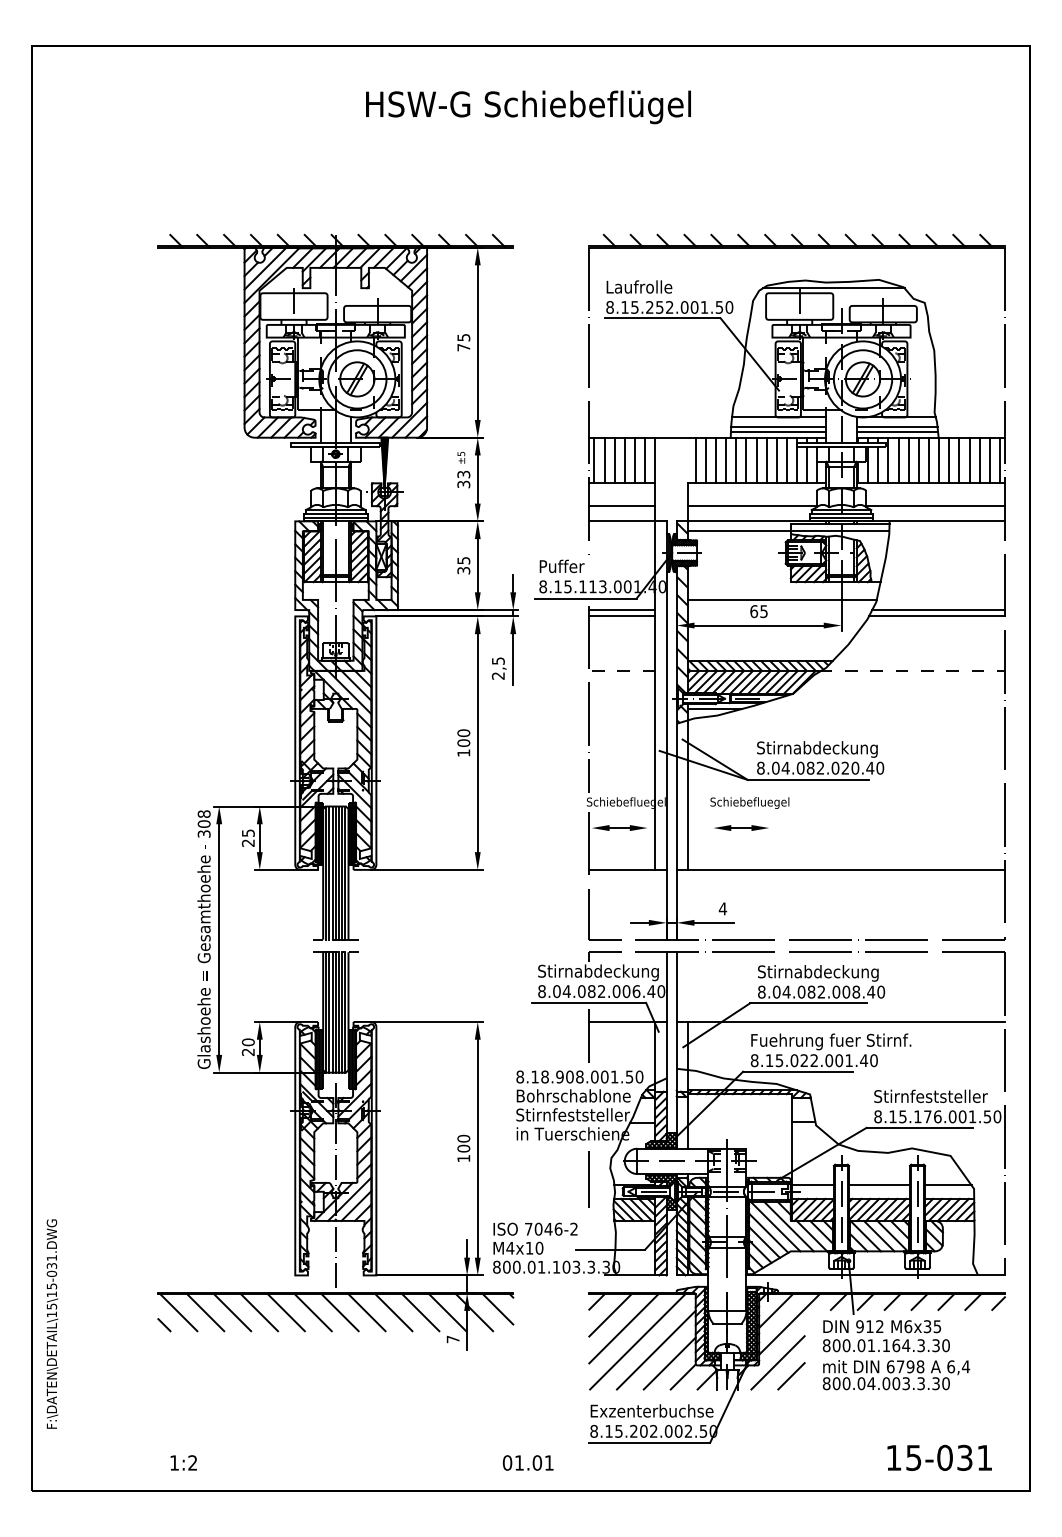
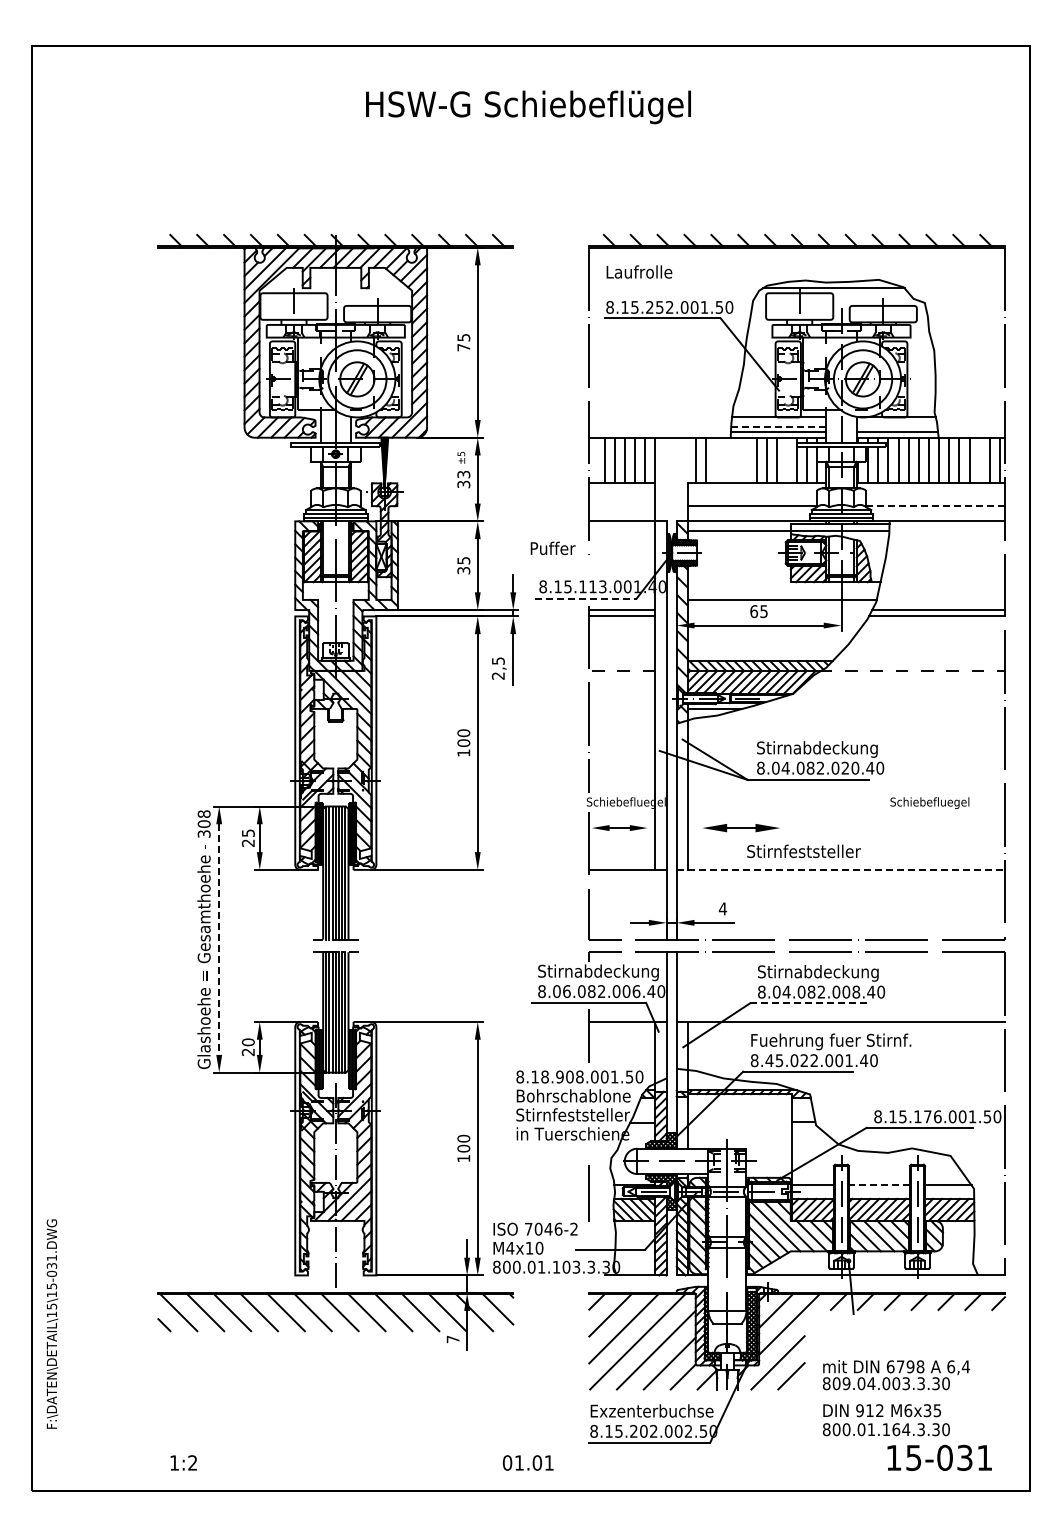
text position: (639, 286) -> (639, 271) (639, 271)
line: solid -> dashed (778, 427)
line: present -> none (896, 427)
line: present -> none (594, 460)
line: present -> none (716, 460)
line: present -> none (726, 460)
line: present -> none (736, 460)
line: present -> none (746, 460)
line: present -> none (787, 460)
line: present -> none (979, 460)
line: present -> none (622, 506)
line: solid -> dashed (935, 506)
text position: (561, 566) -> (552, 548) (552, 548)
line: solid -> dashed (586, 598)
text position: (749, 802) -> (929, 802) (929, 802)
part size: 55x6 px -> 77x9 px (741, 828)
line: solid -> dashed (841, 869)
line: solid -> dashed (219, 940)
text: 8.04.082.006.40 -> 8.06.082.006.40 (566, 991)
line: solid -> dashed (808, 1003)
text: 8.15.022.001.40 -> 8.45.022.001.40 (769, 1060)
text position: (930, 1095) -> (803, 850) (803, 850)
line position: (588, 1179) -> (588, 1193) (588, 1193)
line: solid -> dashed (879, 1185)
text position: (885, 1336) -> (885, 1420) (885, 1420)
text: 800.04.003.3.30 -> 809.04.003.3.30 (846, 1383)
